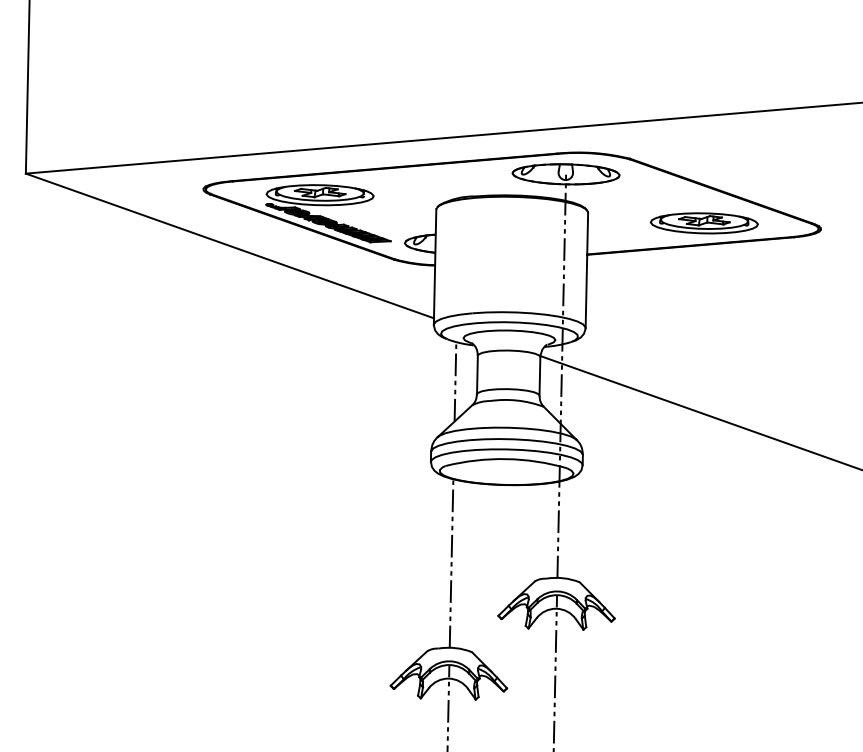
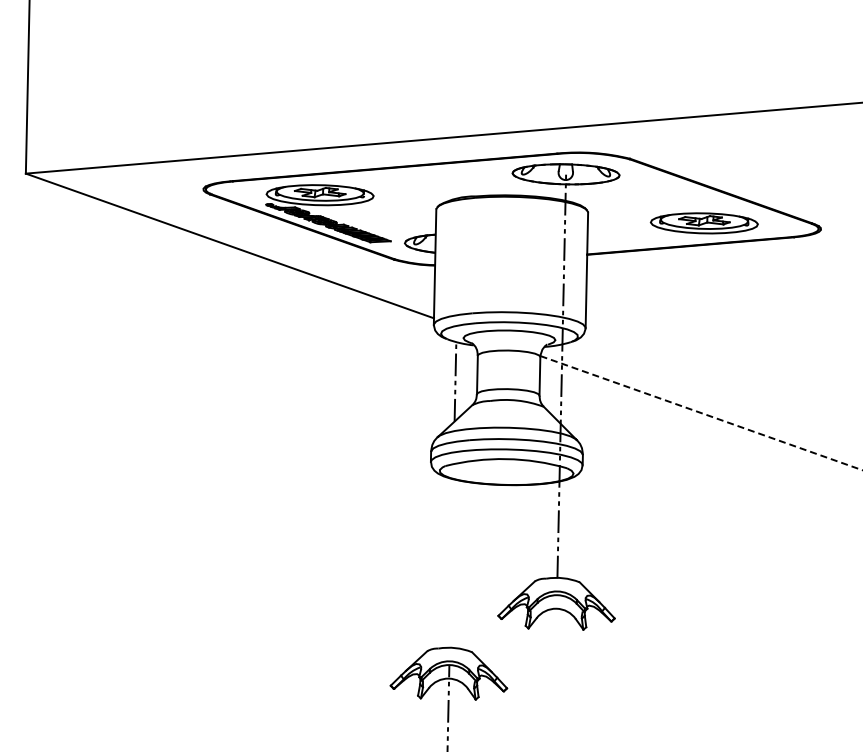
line: solid -> dashed (701, 413)
line: present -> none (451, 563)
line: present -> none (555, 671)
